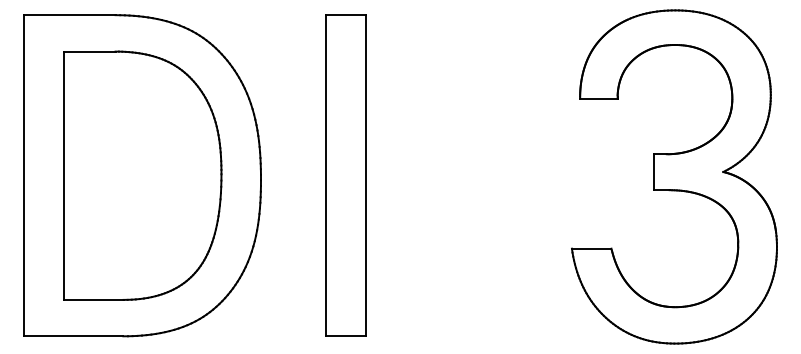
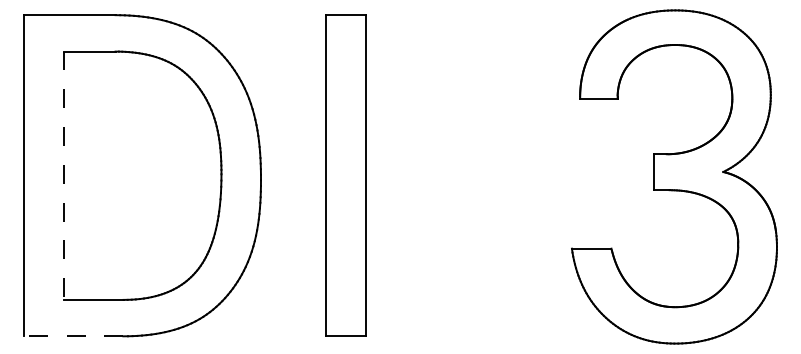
line: solid -> dashed (63, 176)
line: solid -> dashed (73, 336)
